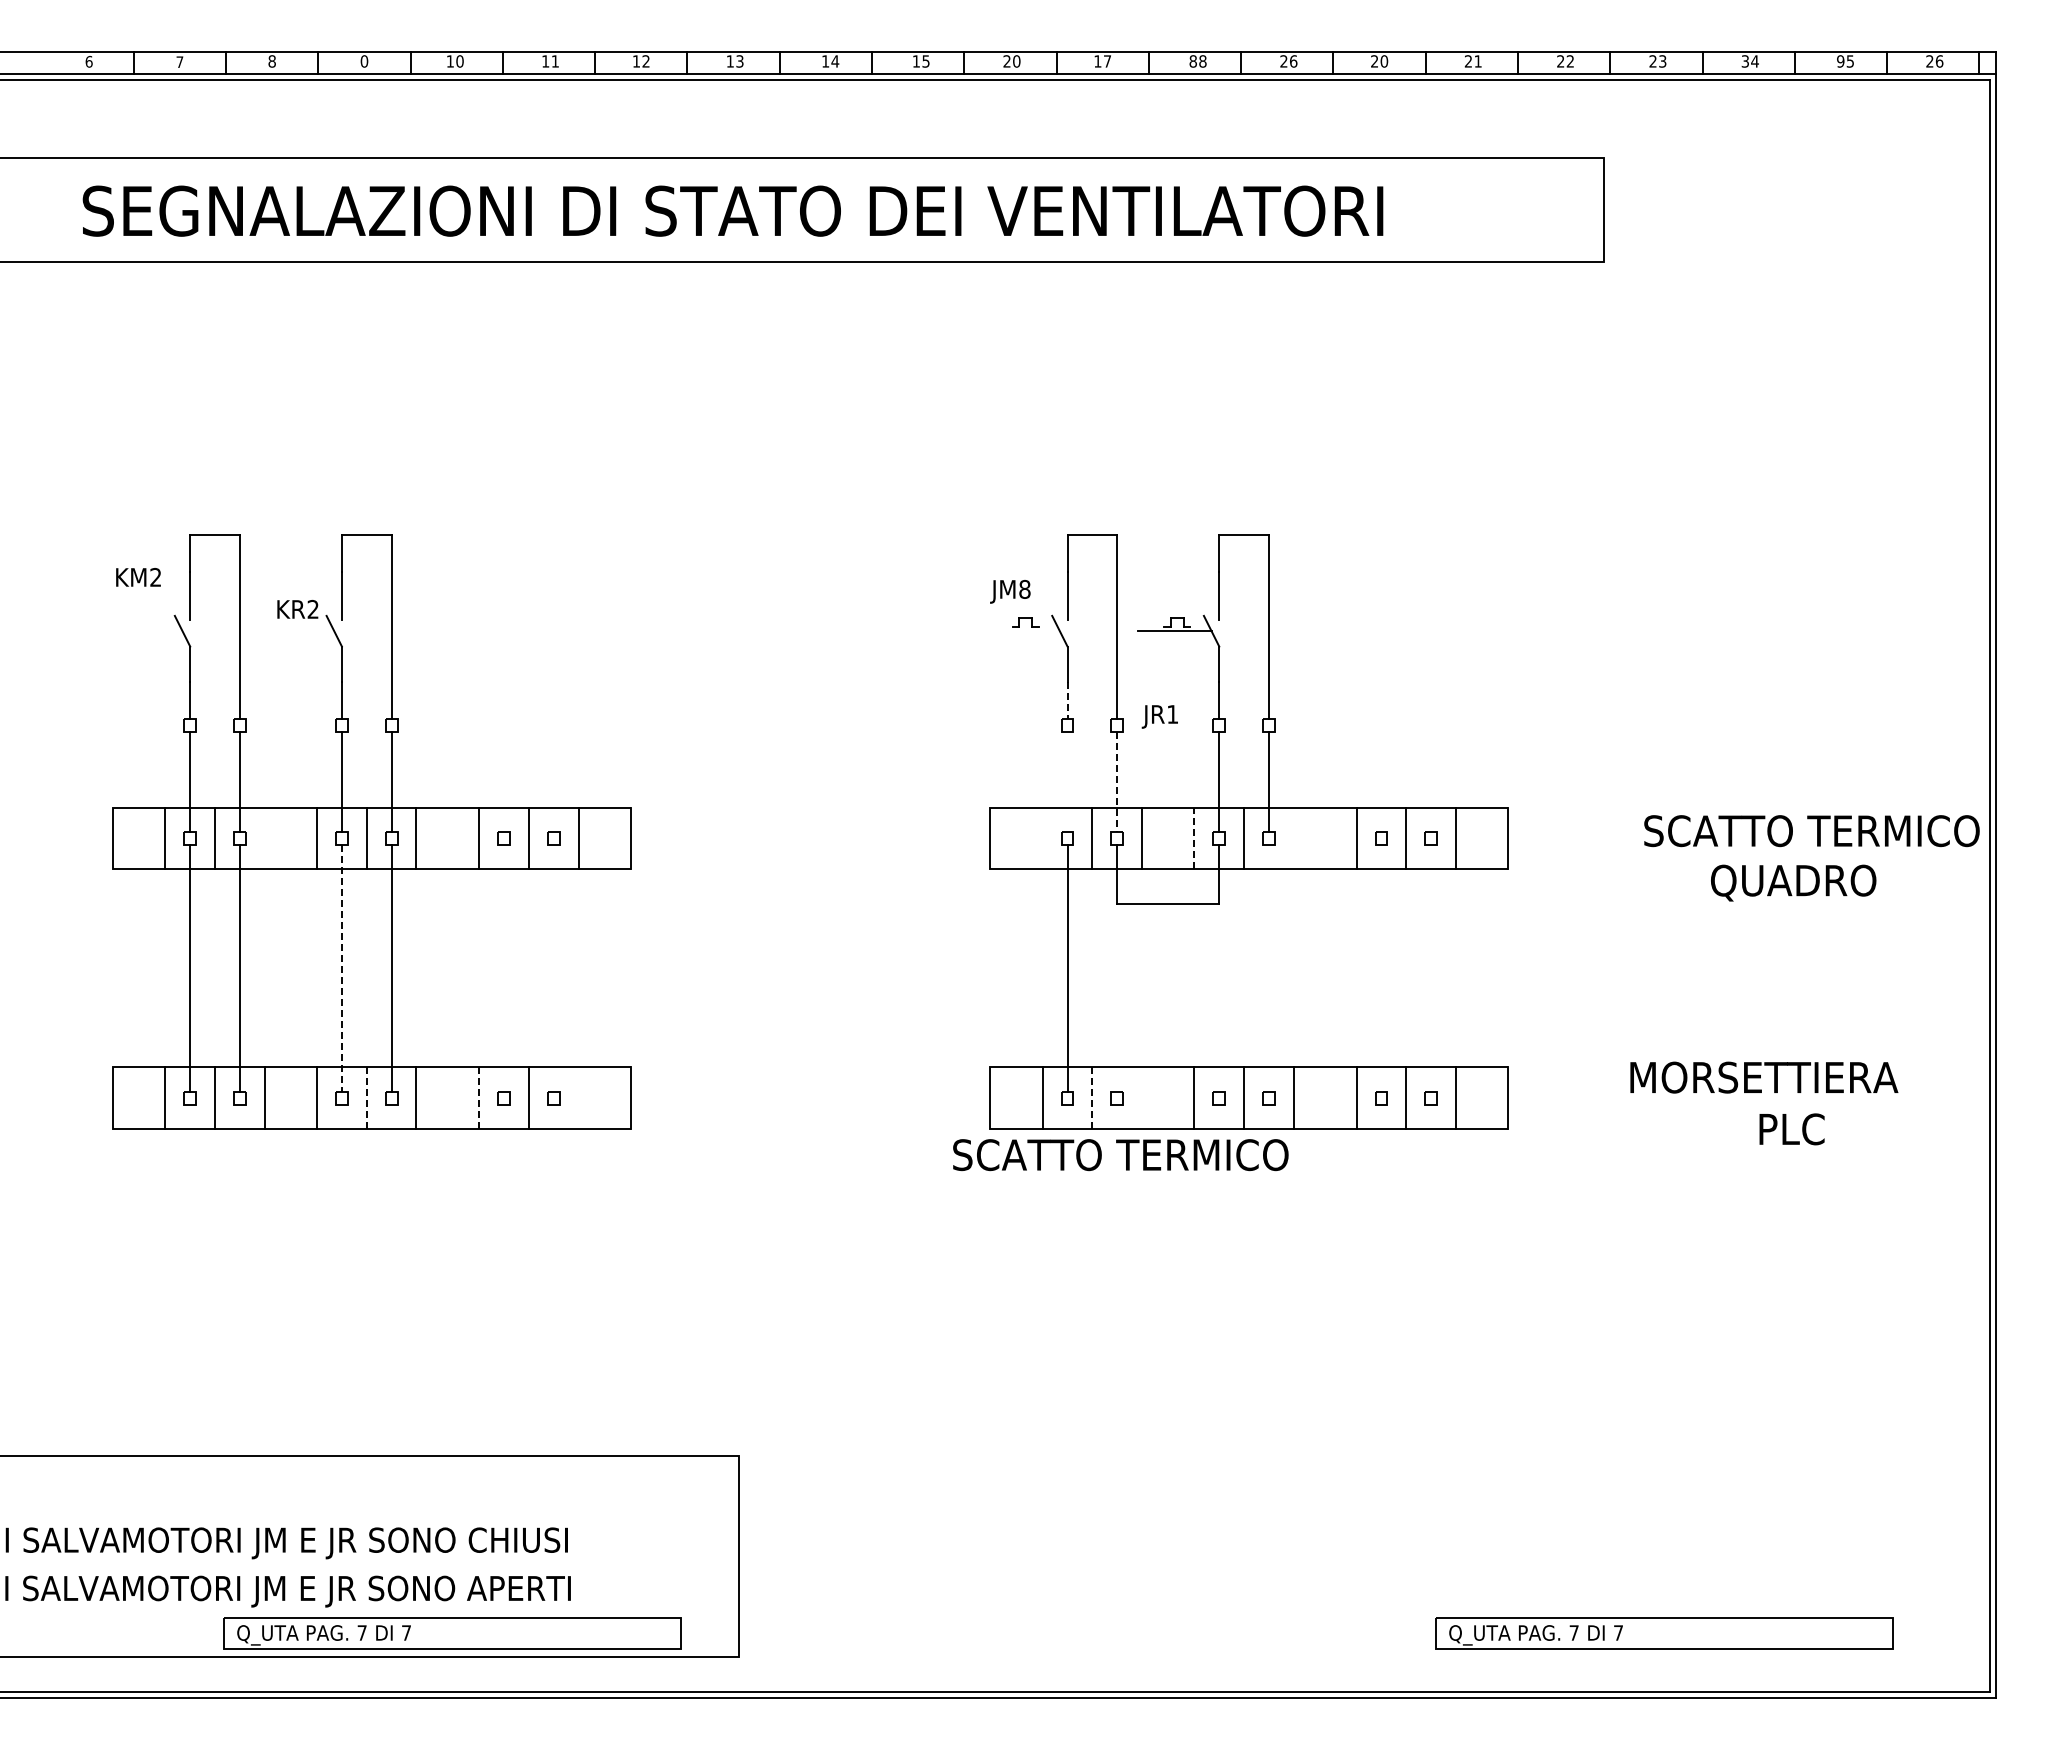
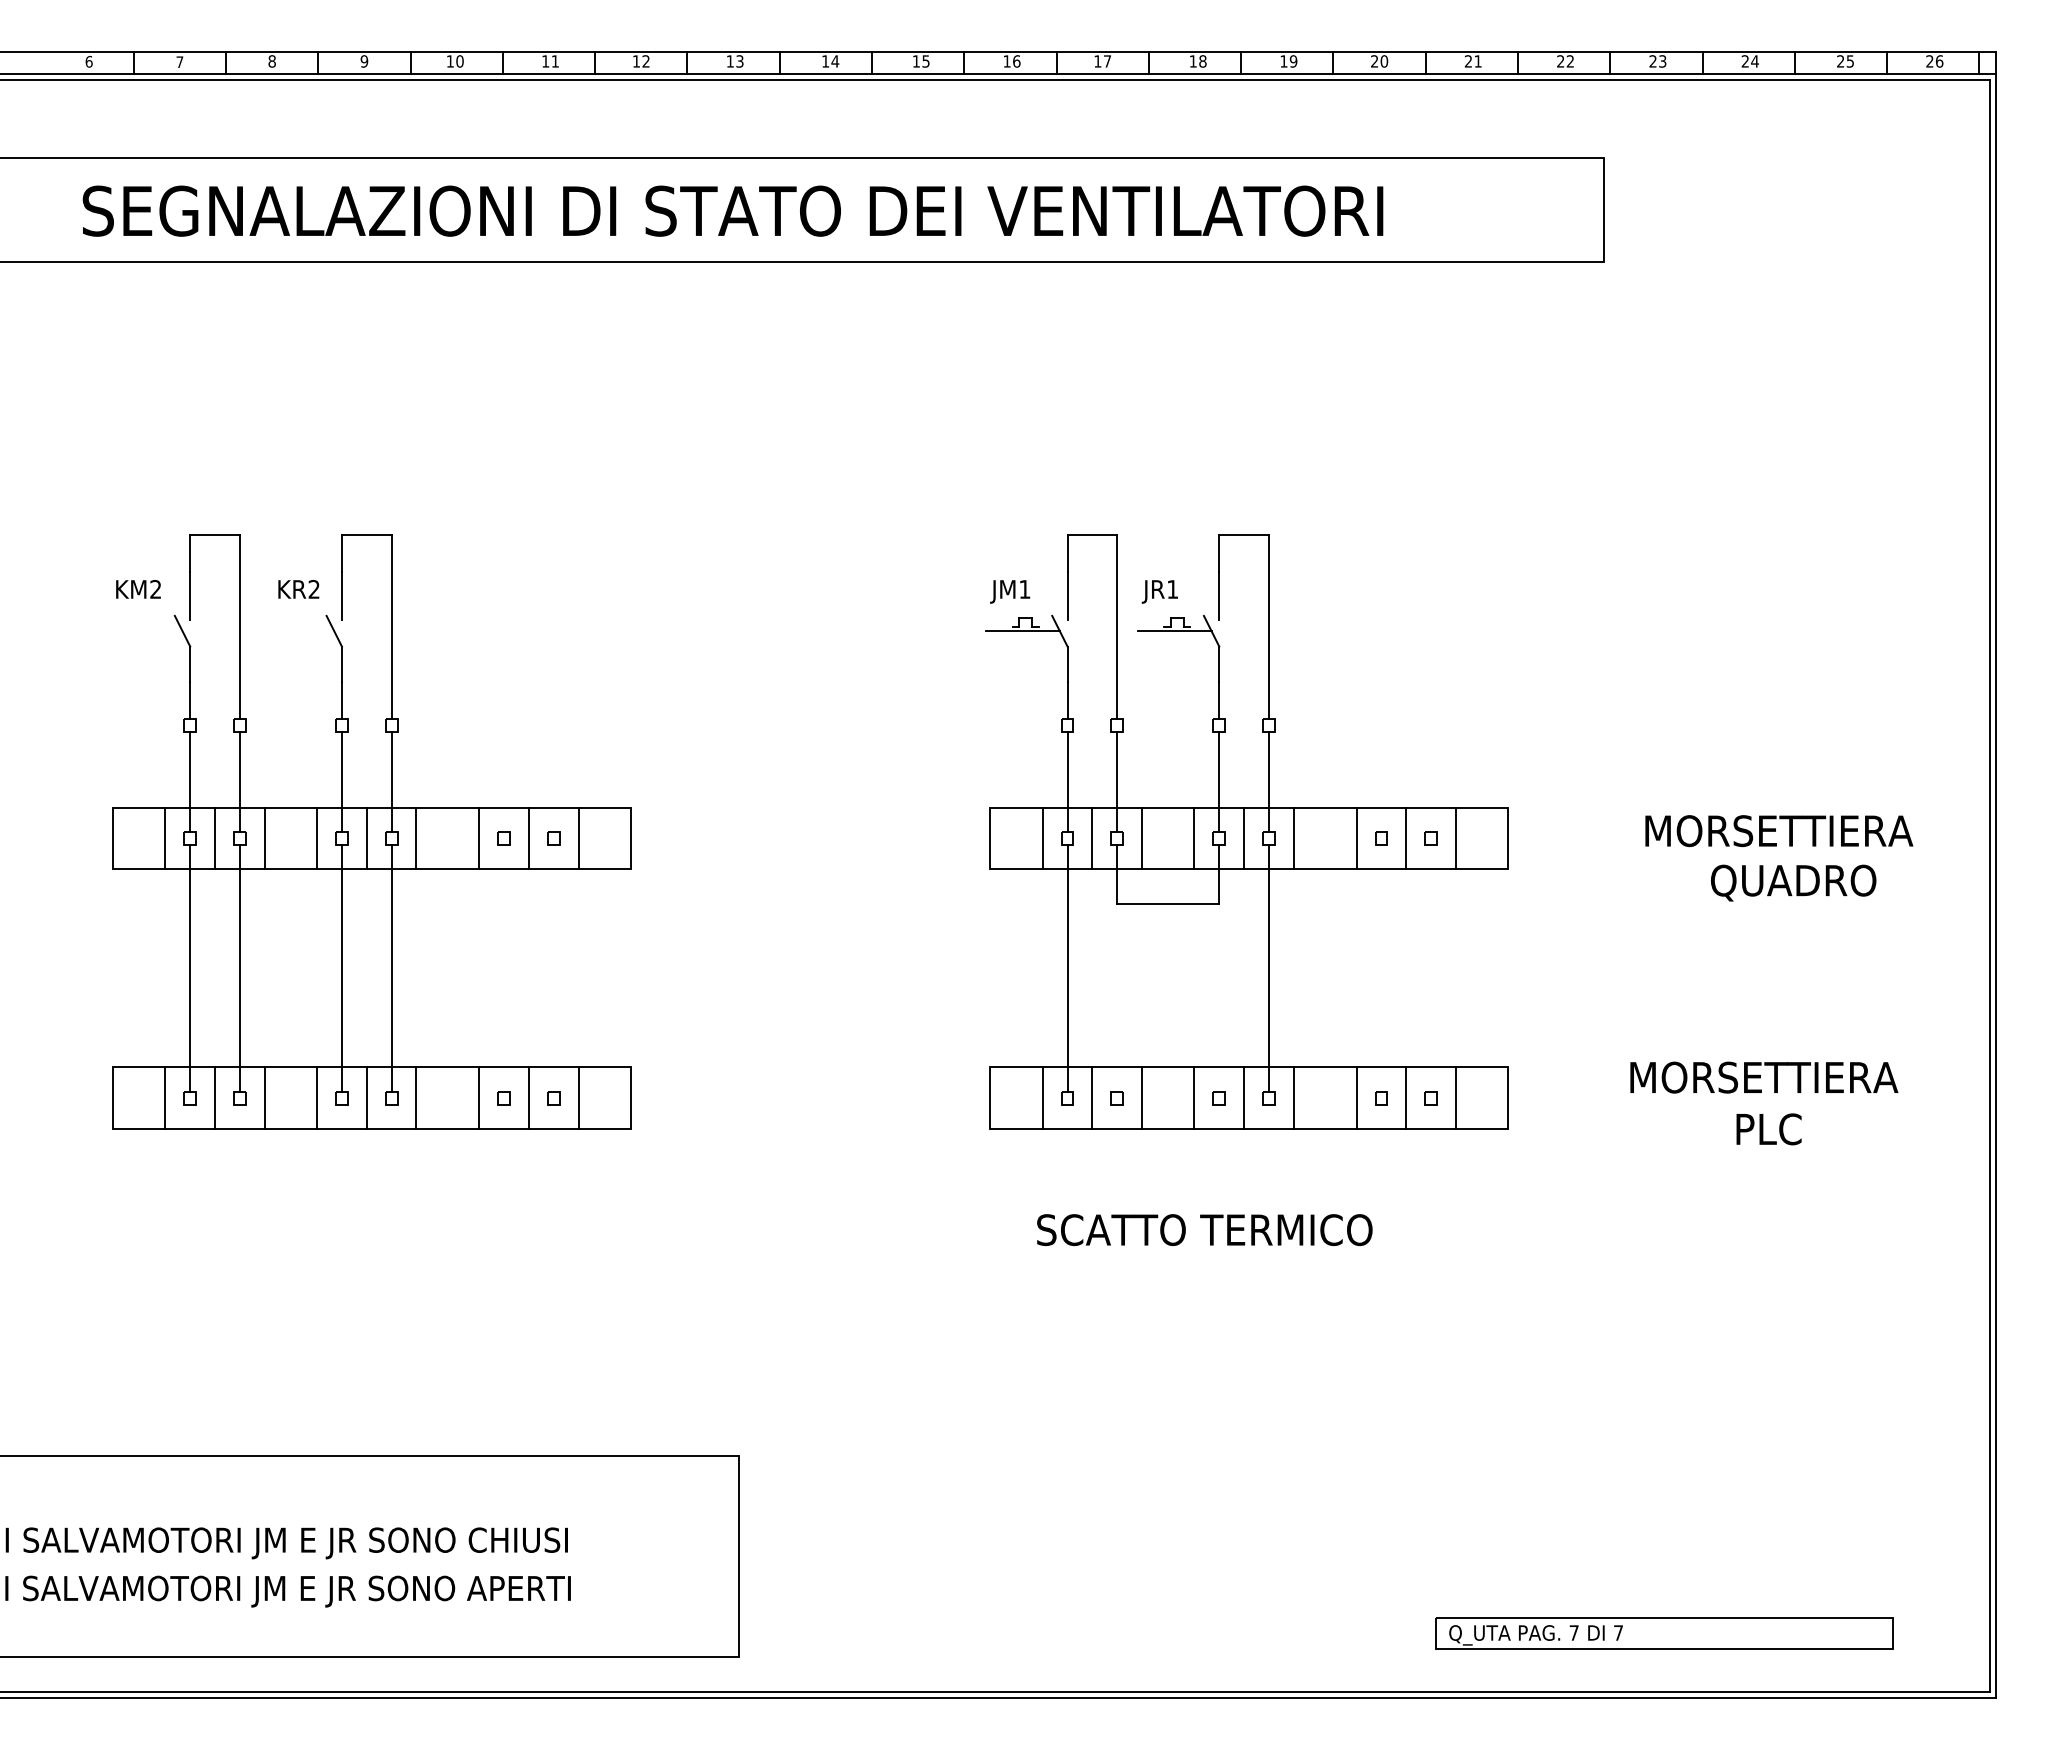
text: 0 -> 9 (364, 61)
text: 20 -> 16 (1011, 61)
text: 88 -> 18 (1192, 61)
text: 26 -> 19 (1288, 61)
text: 34 -> 24 (1744, 61)
text: 95 -> 25 (1840, 61)
text position: (138, 577) -> (138, 589) (138, 589)
text: JM8 -> JM1 (1024, 588)
text position: (297, 609) -> (298, 589) (298, 589)
line: none -> present (1022, 631)
line: dashed -> solid (1067, 700)
text position: (1159, 716) -> (1159, 591) (1159, 591)
line: none -> present (1067, 781)
line: dashed -> solid (1117, 782)
text: SCATTO TERMICO -> MORSETTIERA (1811, 831)
line: none -> present (264, 838)
line: none -> present (1042, 838)
line: dashed -> solid (1194, 838)
line: none -> present (1293, 838)
line: dashed -> solid (341, 968)
line: none -> present (1268, 968)
line: dashed -> solid (366, 1098)
line: dashed -> solid (479, 1098)
line: none -> present (578, 1098)
line: dashed -> solid (1092, 1098)
line: none -> present (1141, 1098)
text position: (1791, 1129) -> (1768, 1129) (1768, 1129)
text position: (1120, 1155) -> (1204, 1230) (1204, 1230)
part: present -> none (452, 1633)
